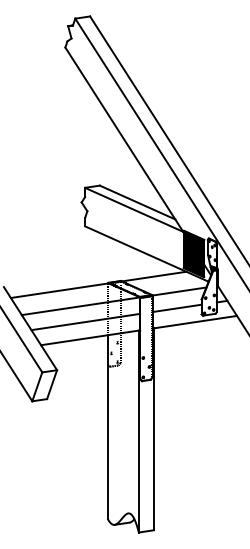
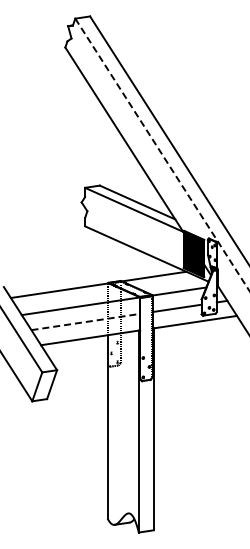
line: solid -> dashed (162, 155)
line: solid -> dashed (85, 322)
